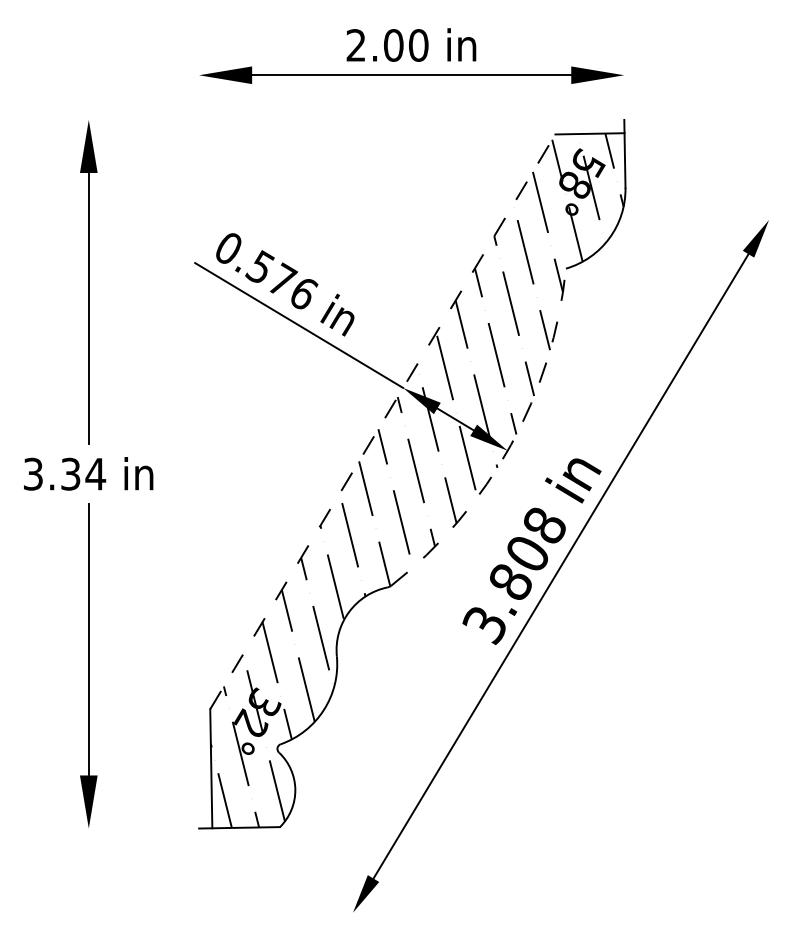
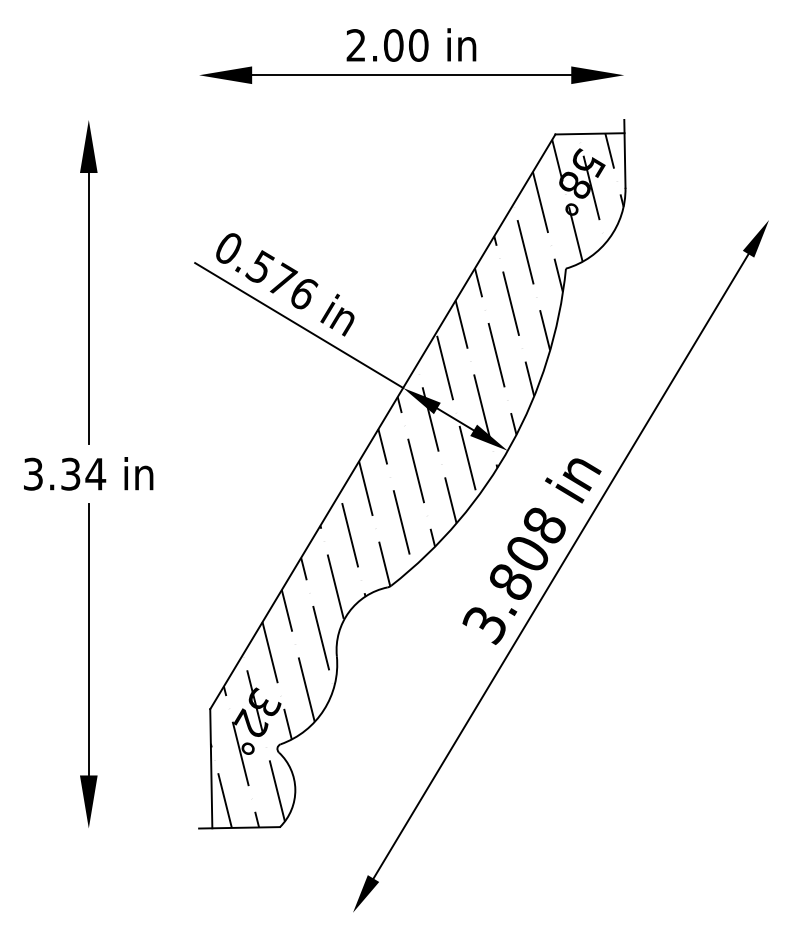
line: dashed -> solid (383, 421)
arc: dashed -> solid (510, 445)
